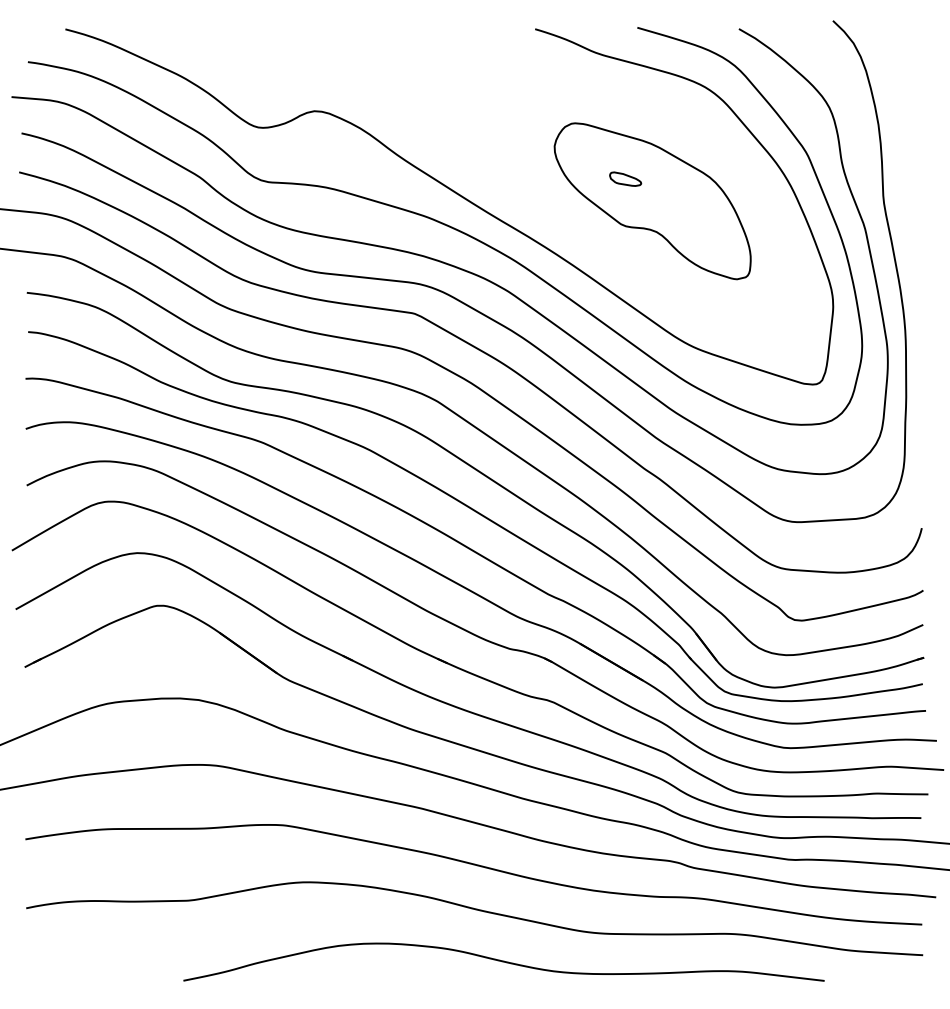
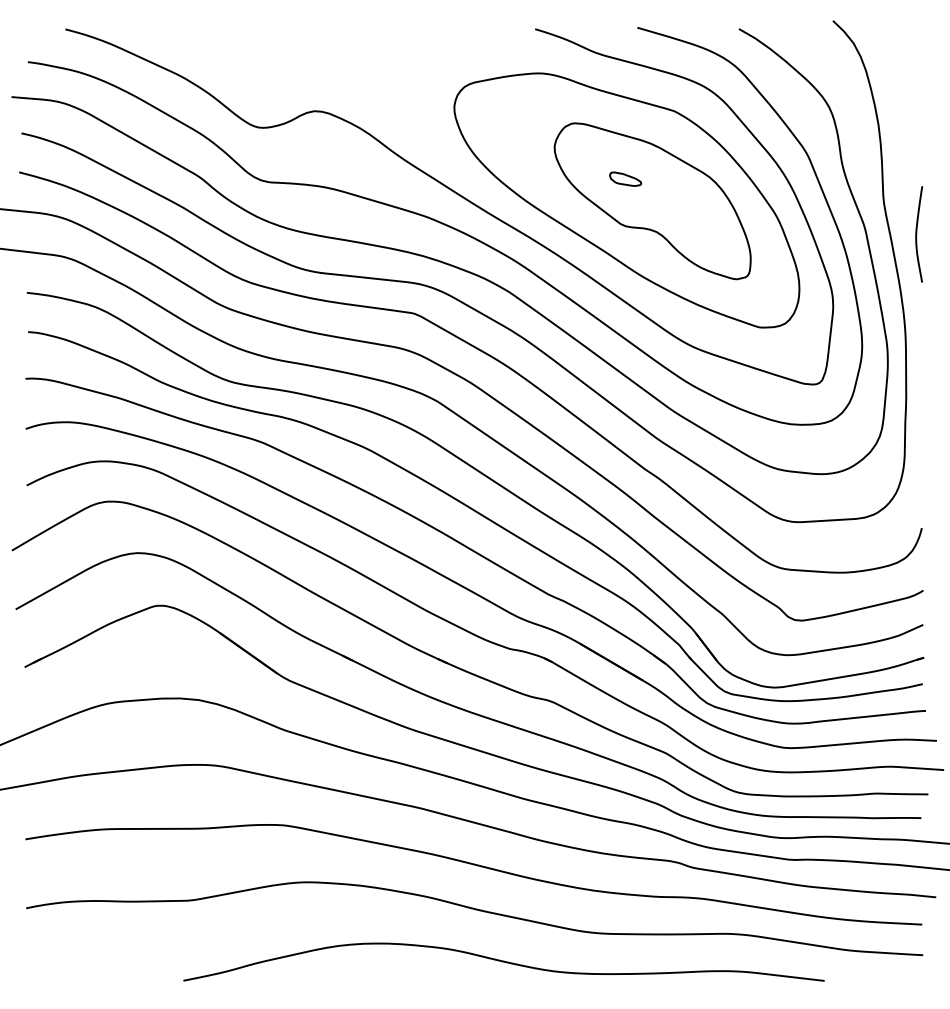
part: none -> present (626, 200)
curve: none -> present (917, 234)
